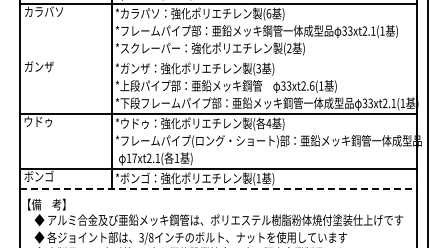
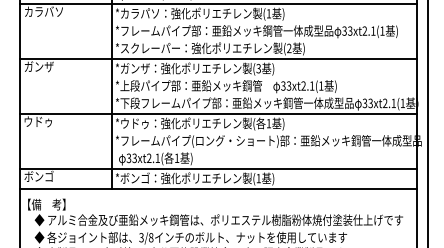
text: (6 -> (1 (268, 13)
line: none -> present (217, 59)
text: 33xt2.6(1 -> 33xt2.1(1 (312, 85)
text: 4 -> 1 (268, 123)
text: 17xt2.1( -> 33xt2.1( (131, 158)
line: dashed -> solid (218, 189)
